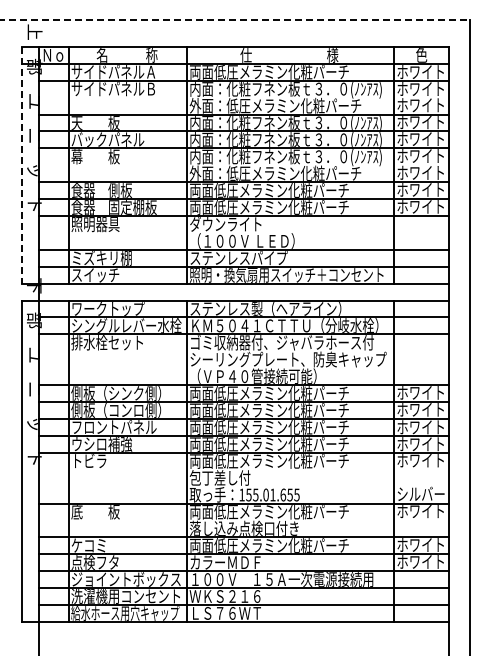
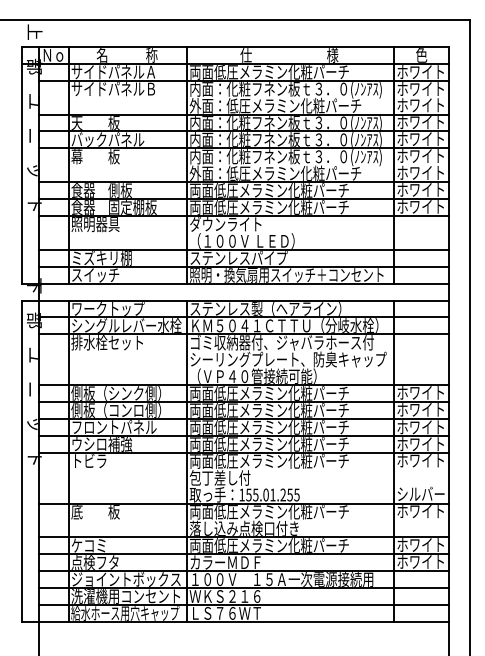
line: dashed -> solid (235, 19)
line: dashed -> solid (22, 165)
text: 155.01.655 -> 155.01.255 (283, 494)
